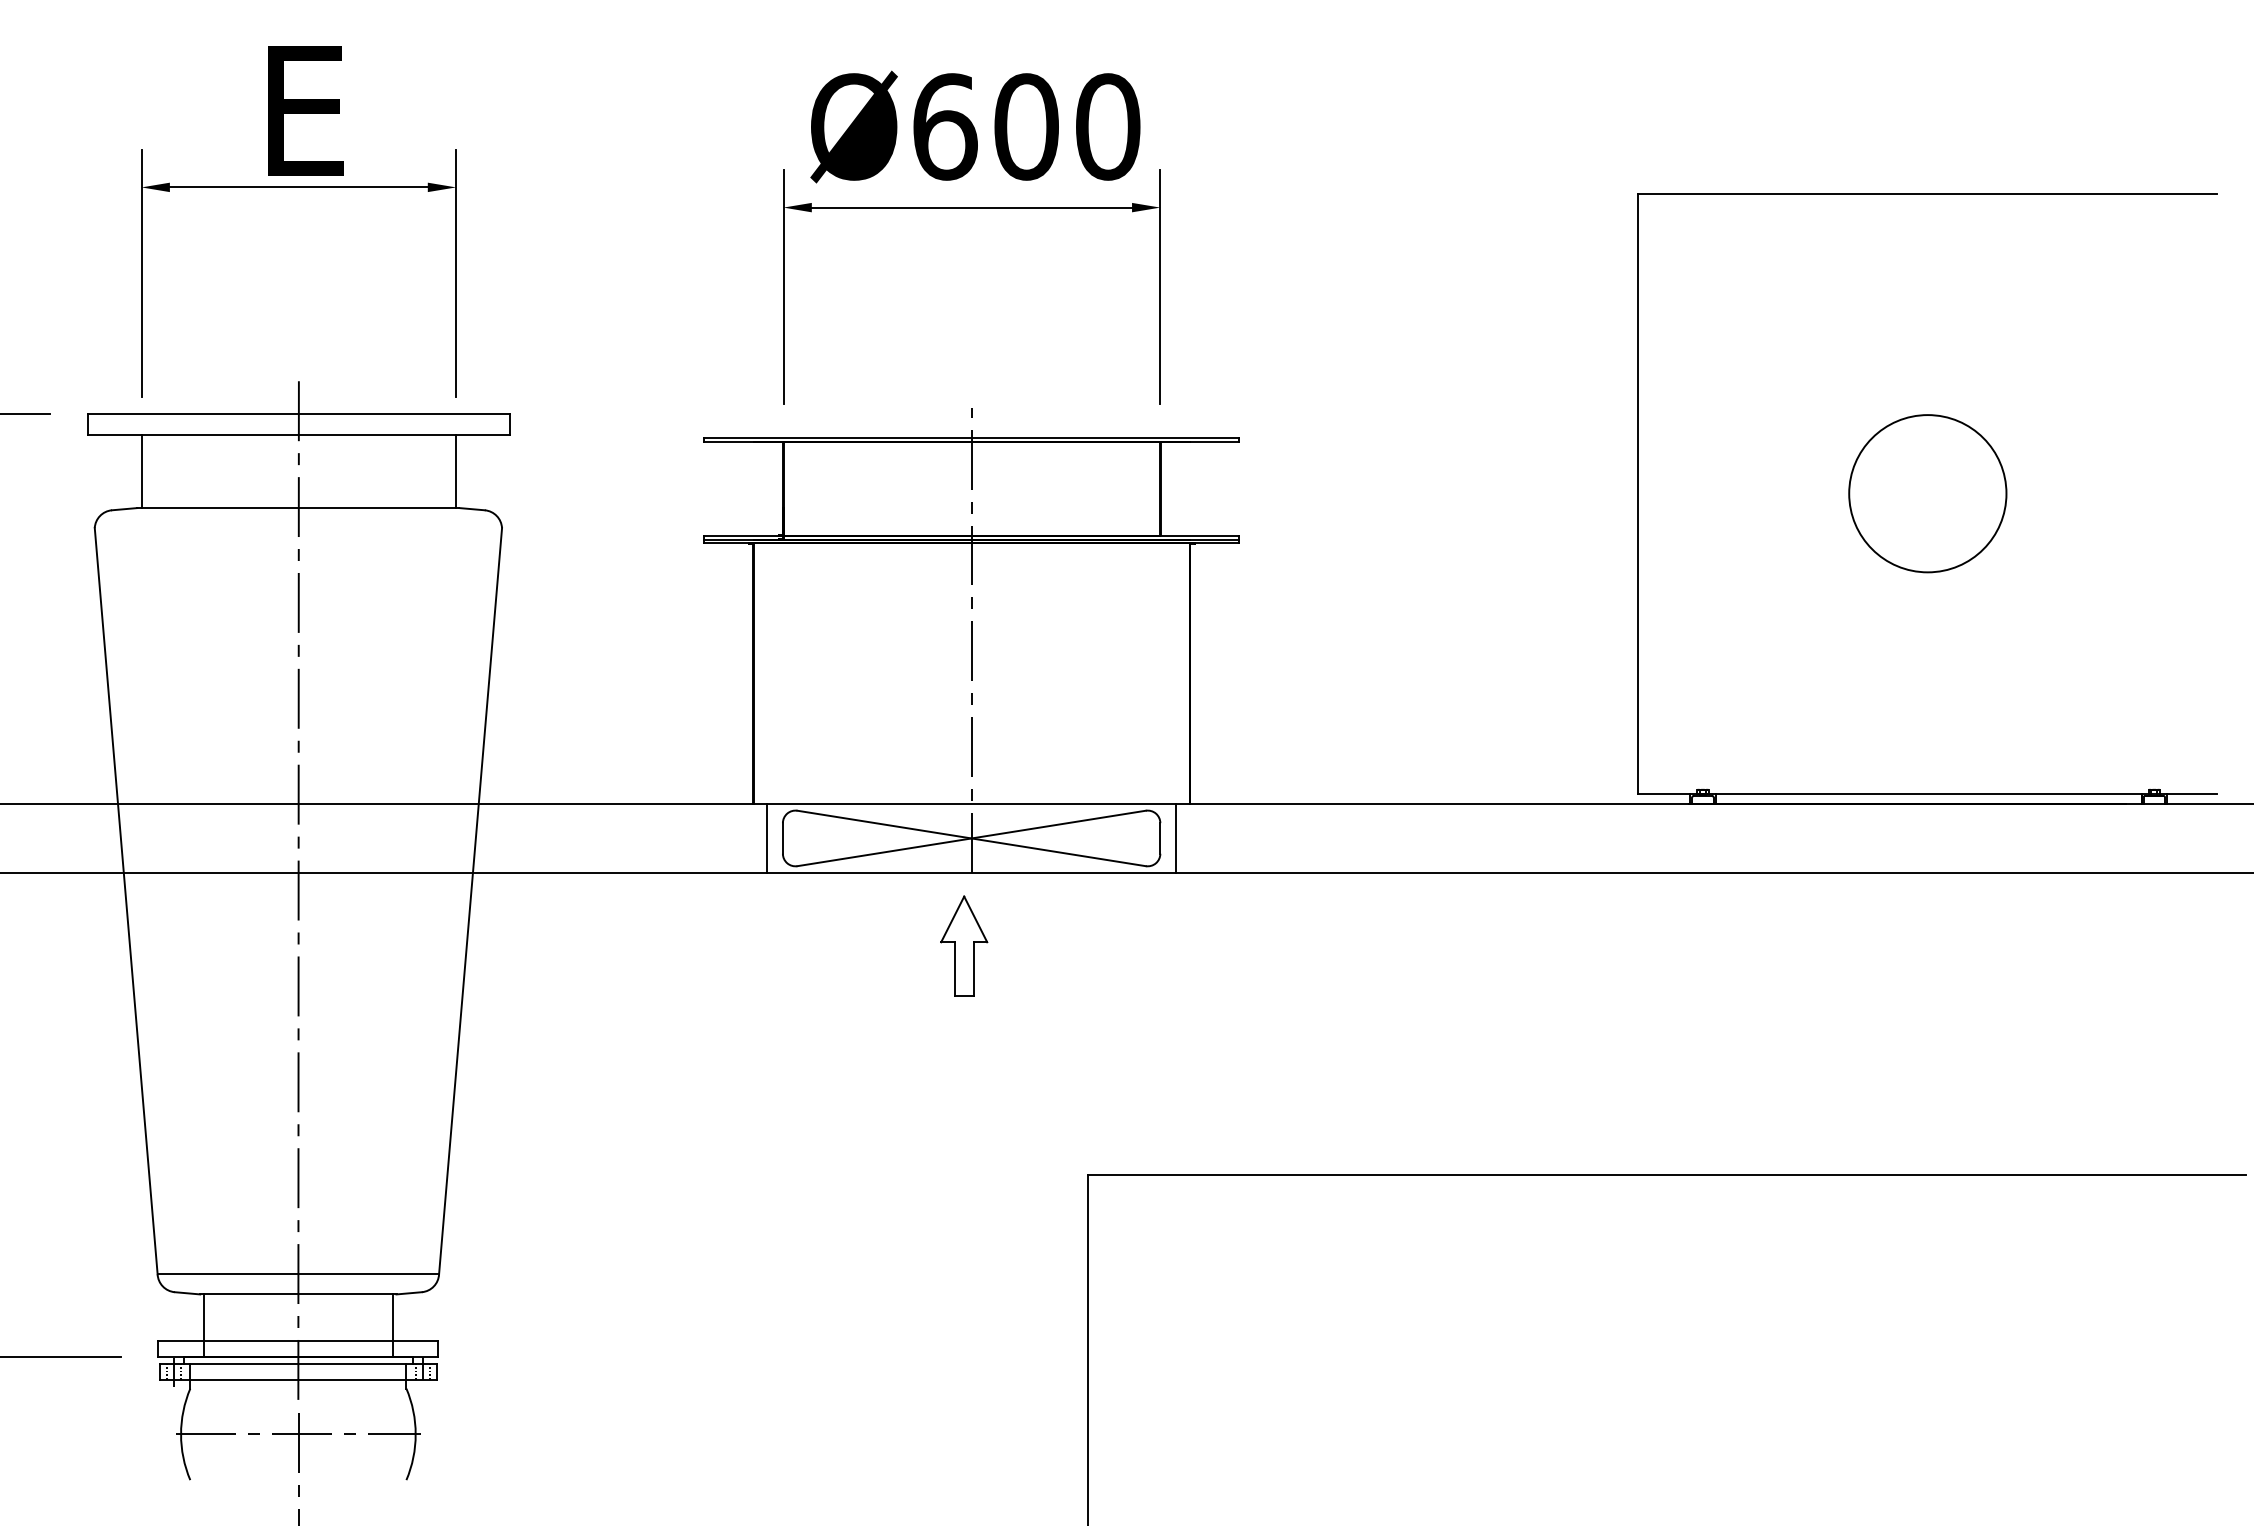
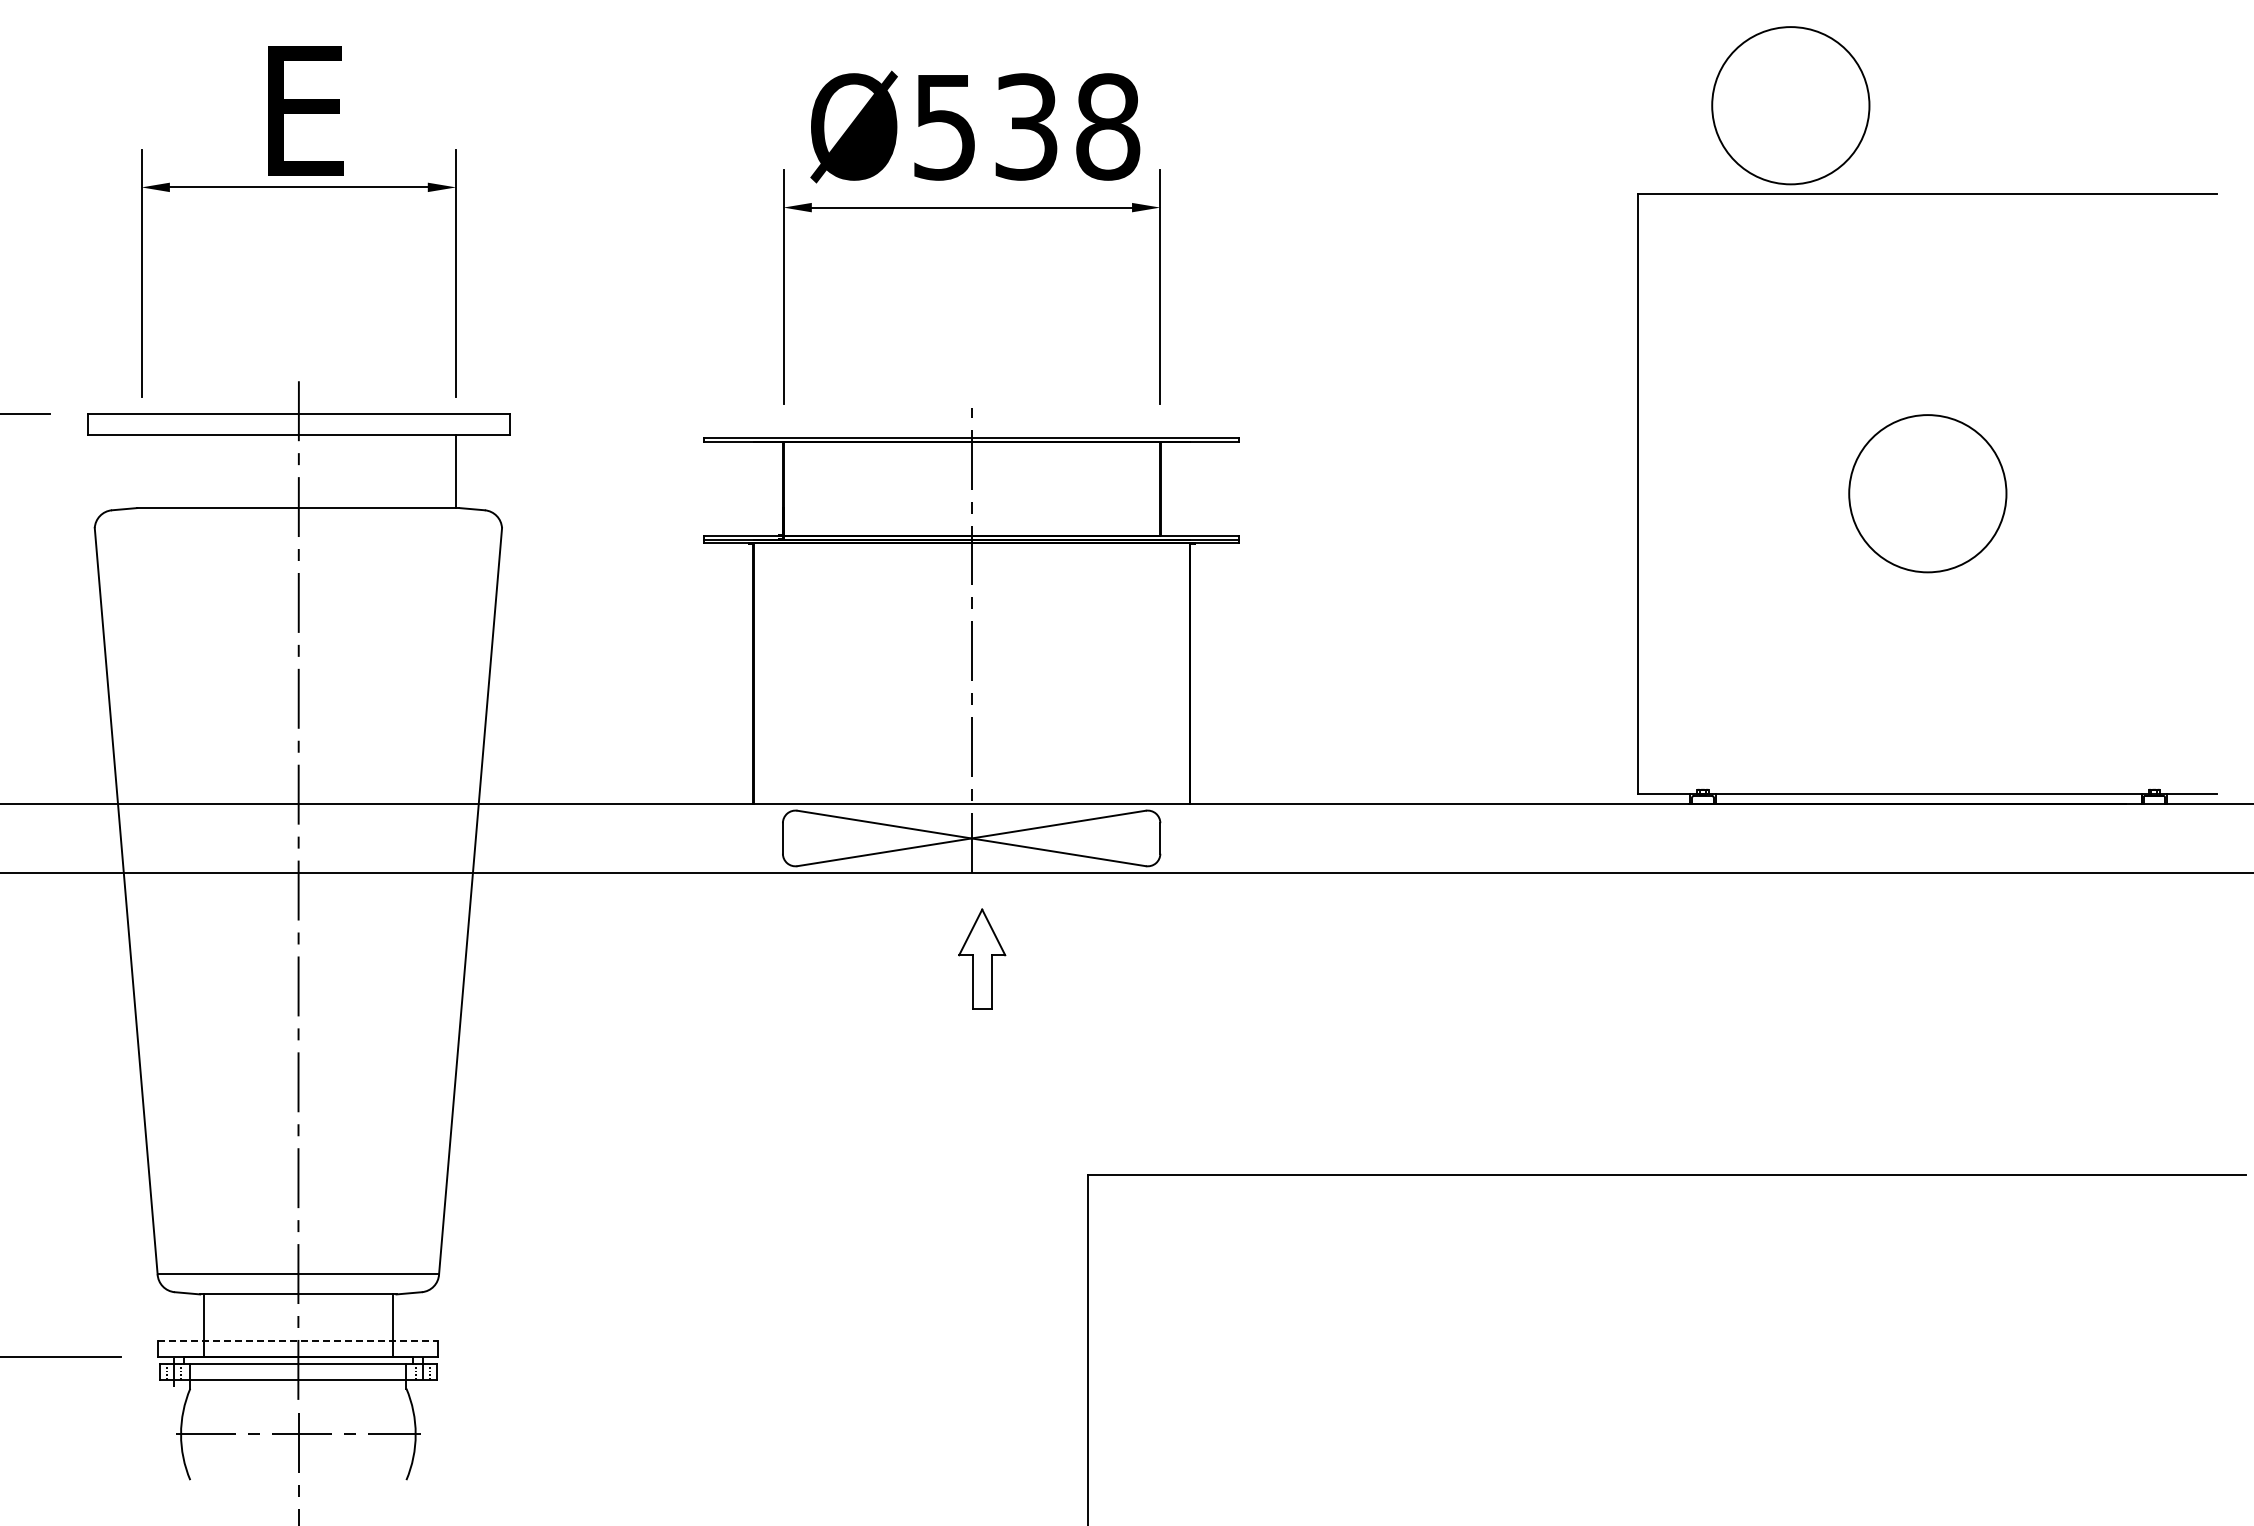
circle: none -> present (1790, 105)
text: Ø600 -> Ø538 (1026, 126)
line: present -> none (141, 471)
line: present -> none (767, 838)
line: present -> none (1176, 838)
part position: (964, 945) -> (982, 958) (982, 958)
line: solid -> dashed (298, 1340)
